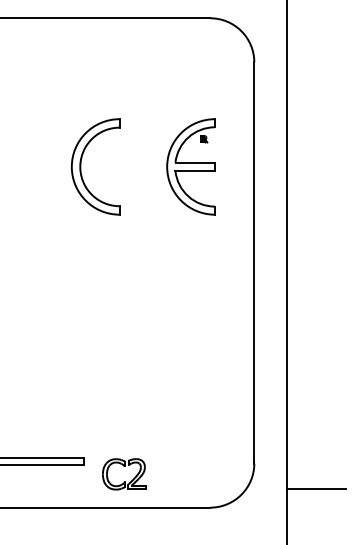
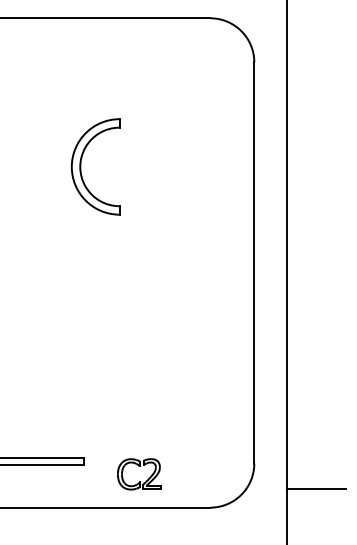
part: present -> none (190, 166)
part position: (124, 481) -> (139, 481) (139, 481)
